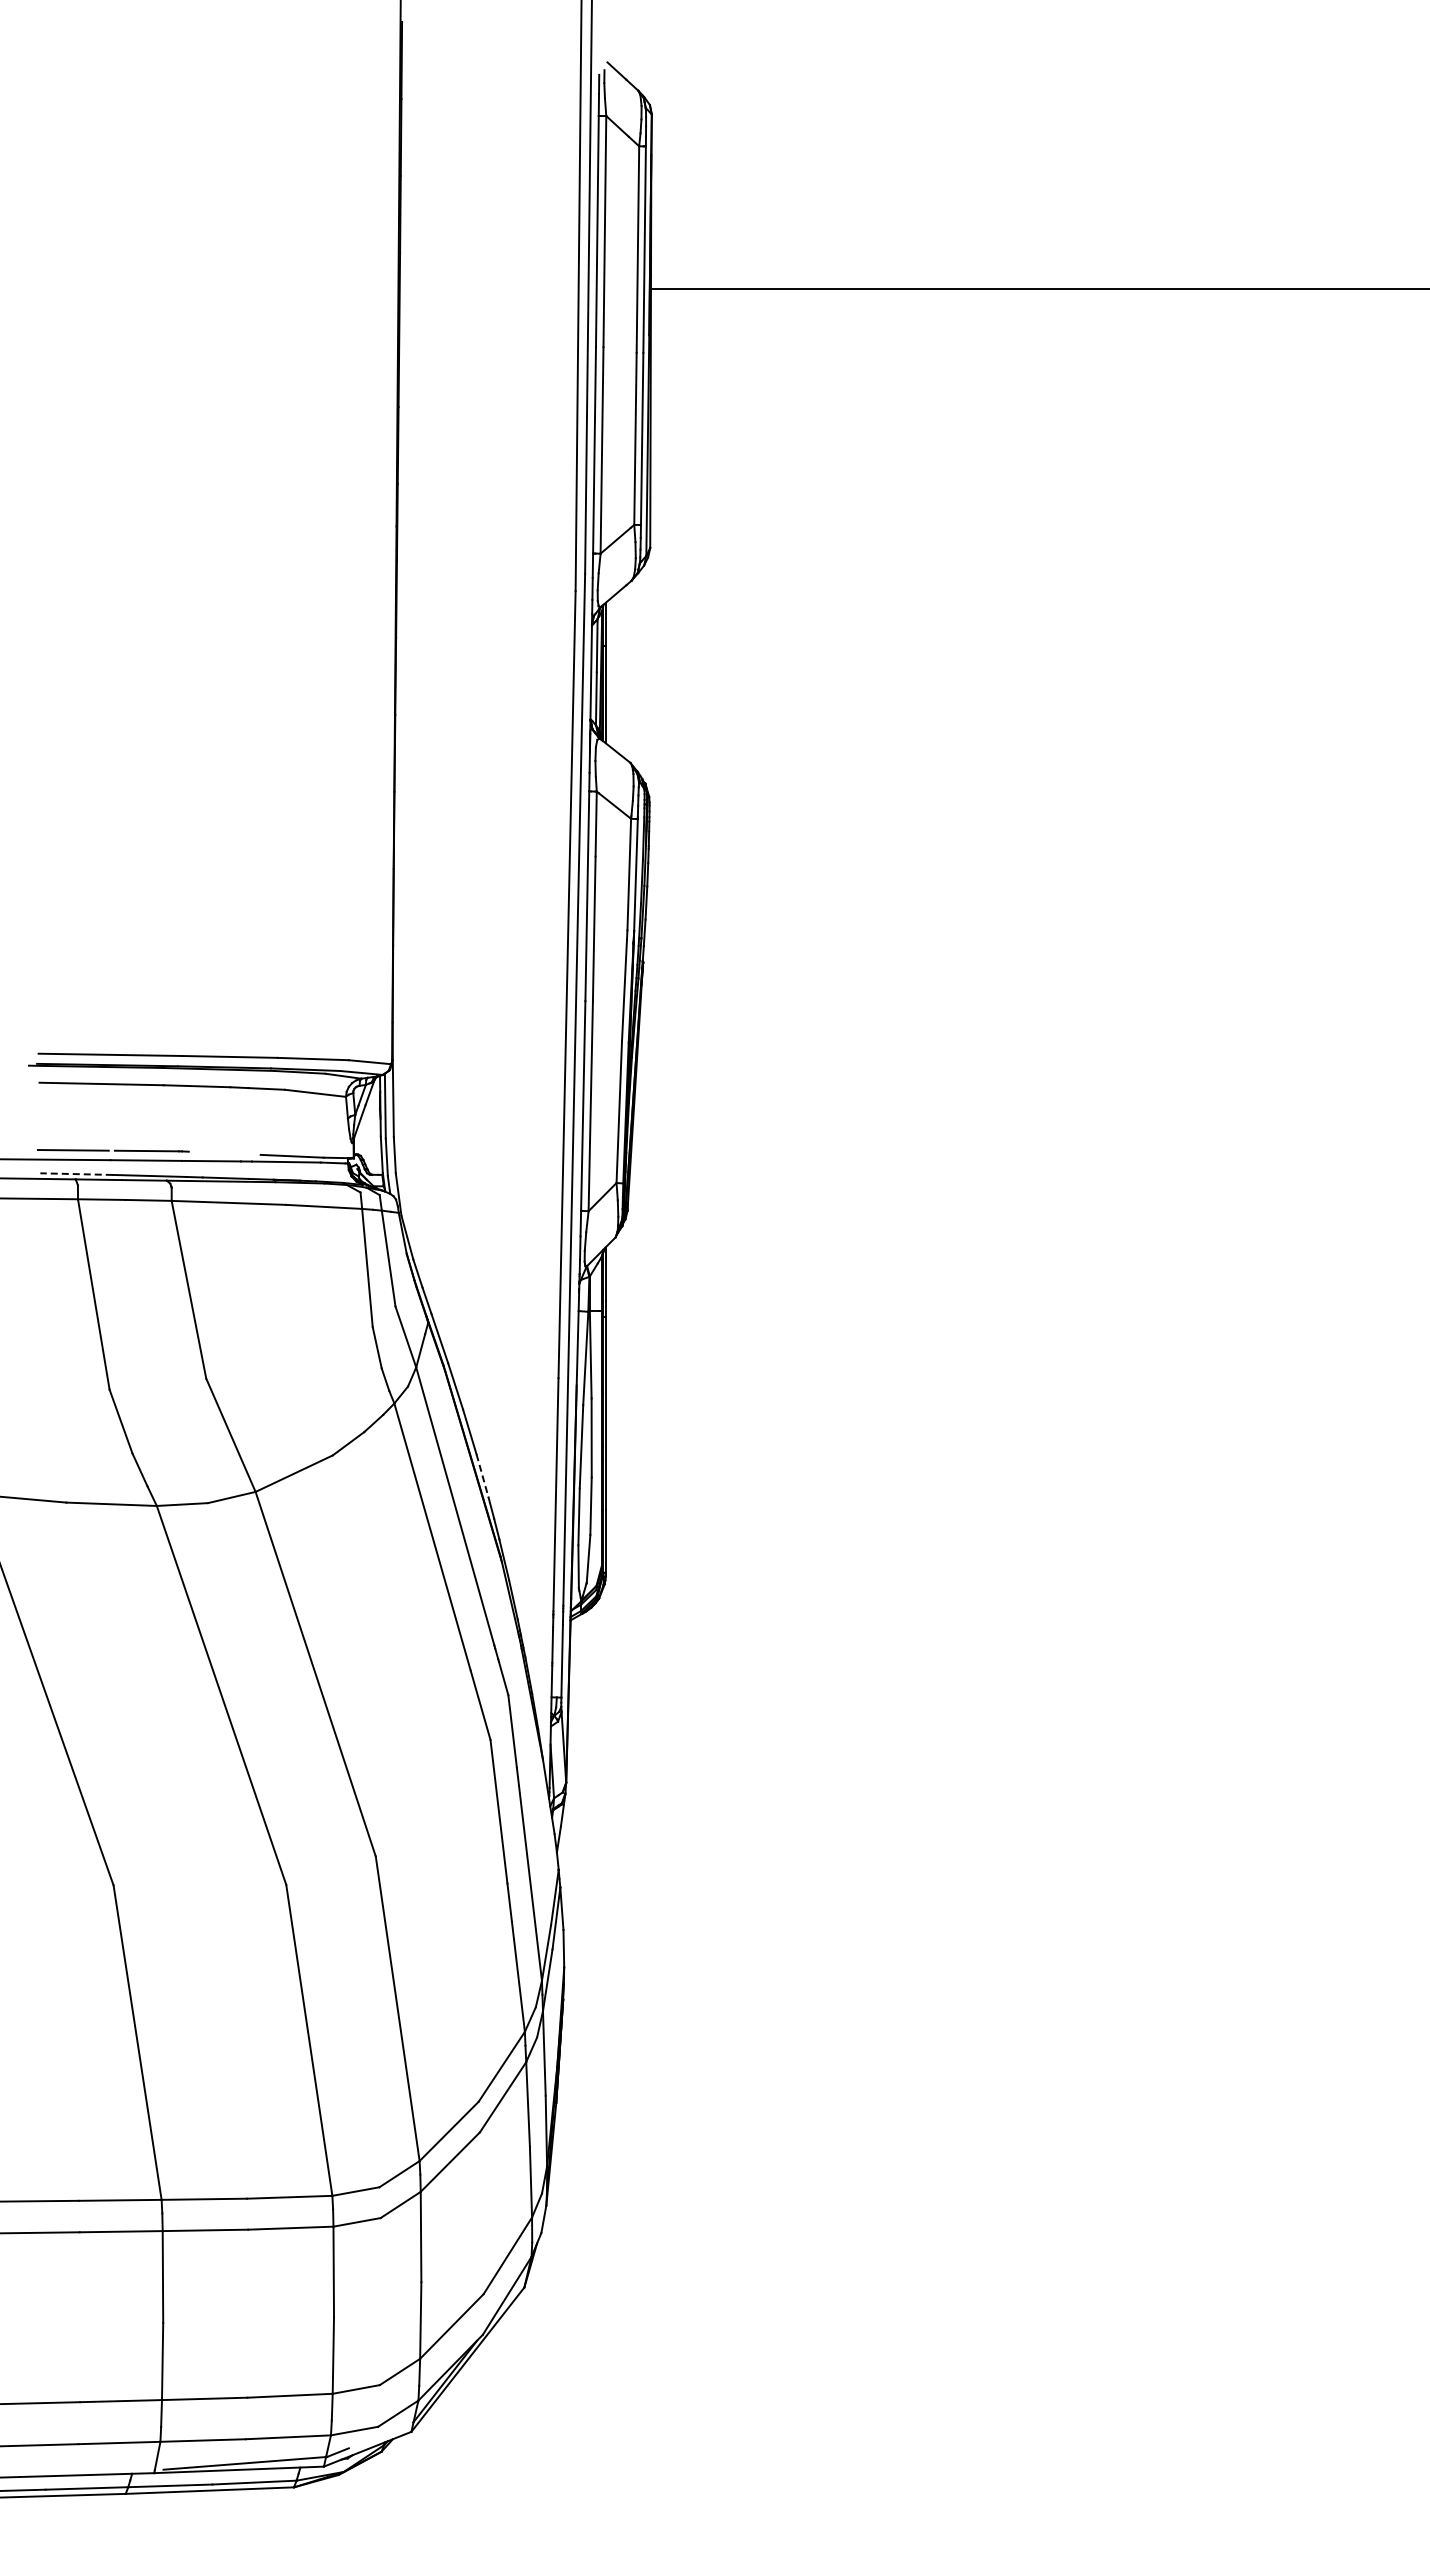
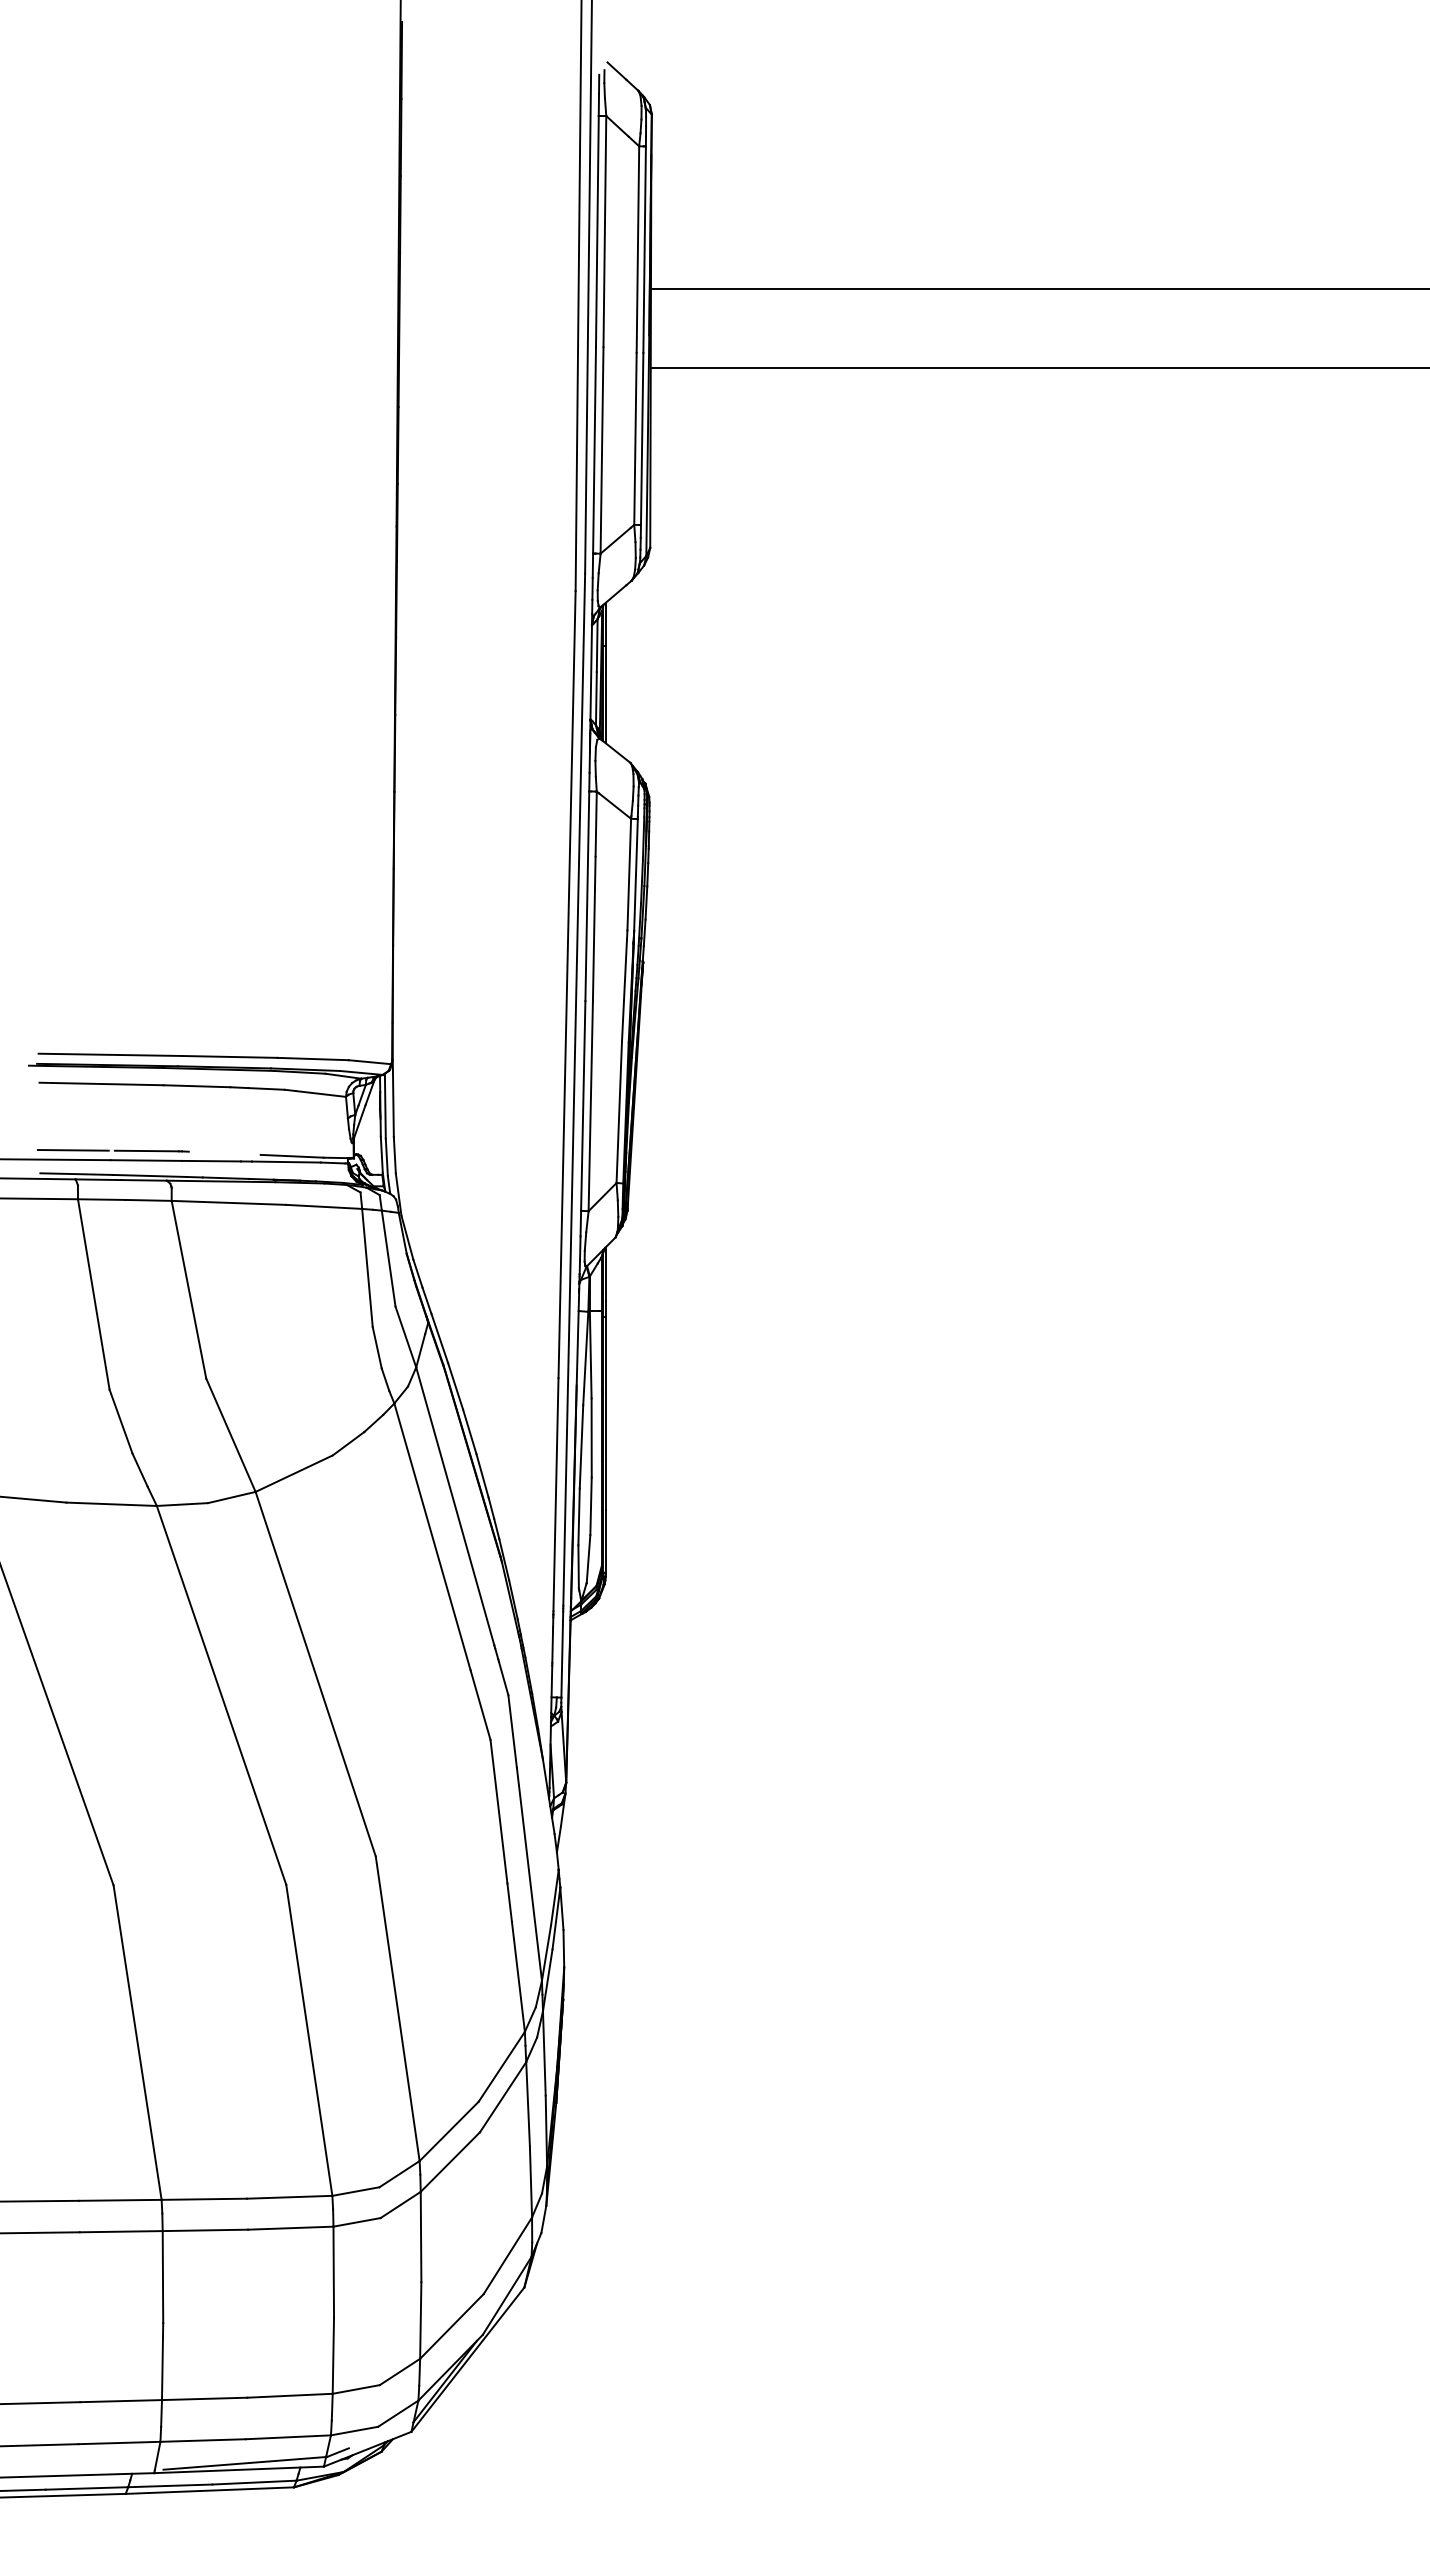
line: none -> present (1038, 368)
line: dashed -> solid (76, 1174)
line: dashed -> solid (482, 1476)
